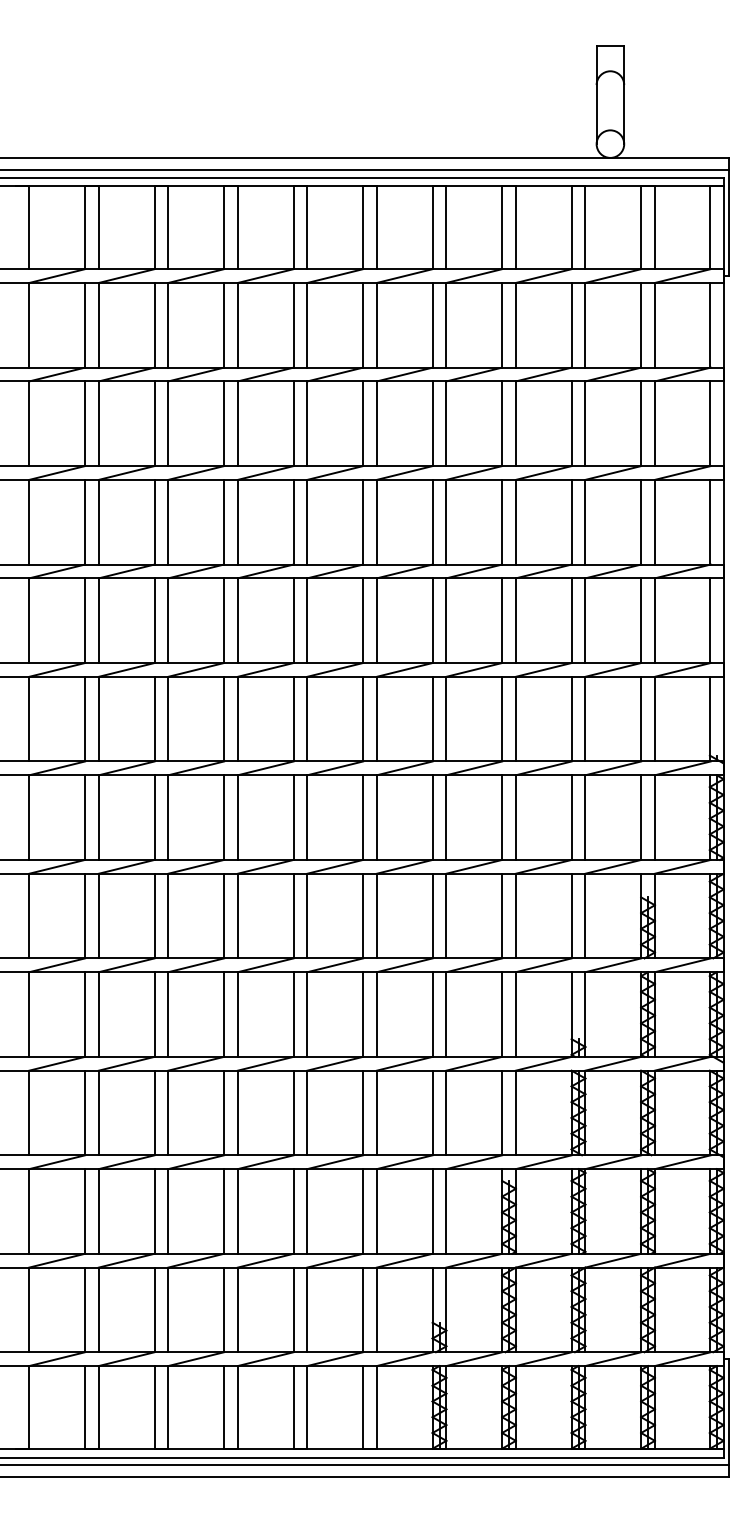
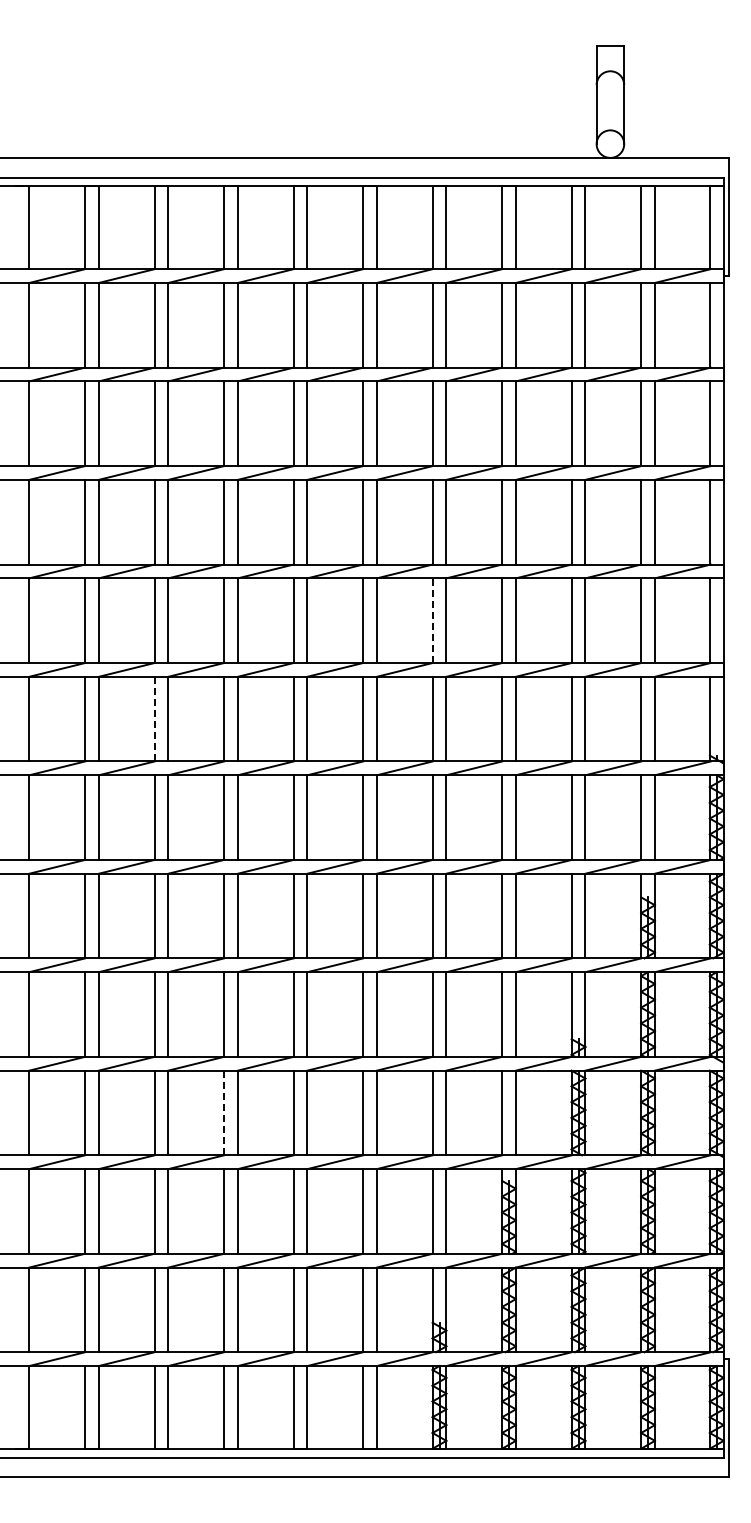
line: present -> none (365, 169)
line: solid -> dashed (432, 620)
line: solid -> dashed (154, 718)
line: solid -> dashed (224, 1112)
line: present -> none (365, 1465)
